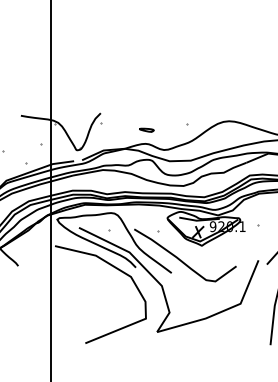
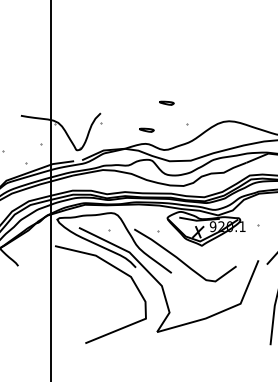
part: none -> present (166, 102)
